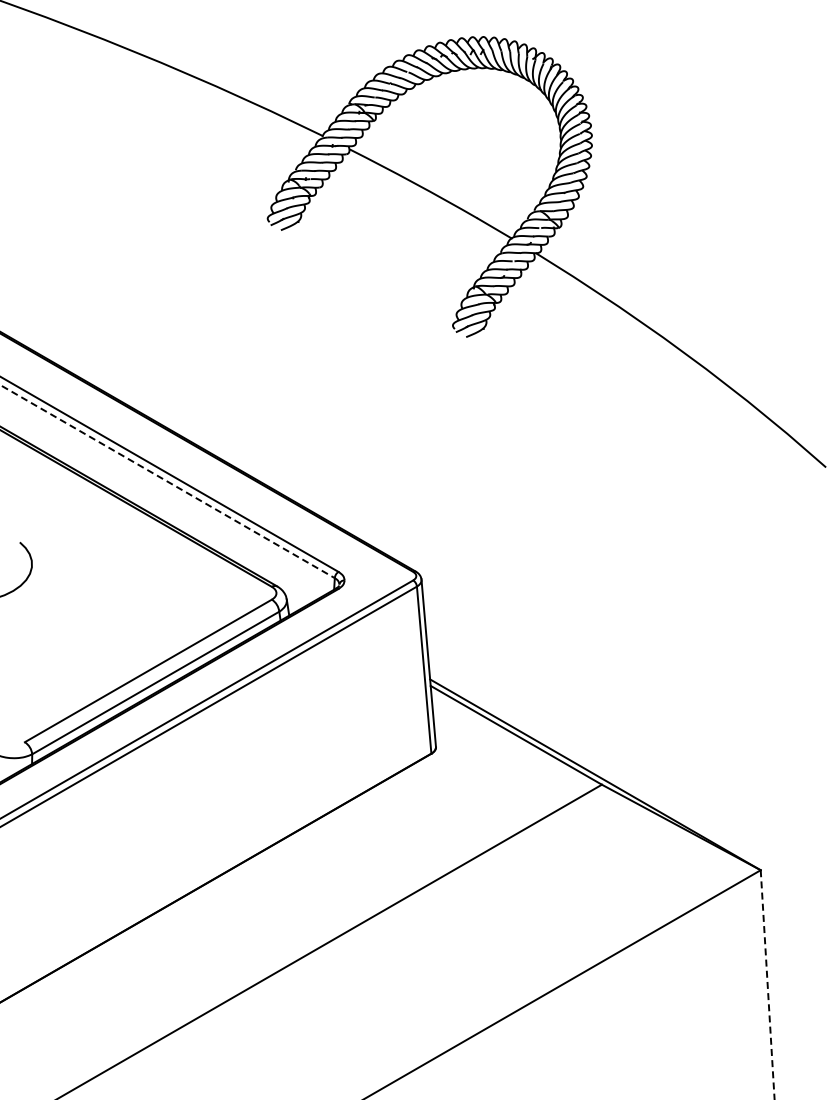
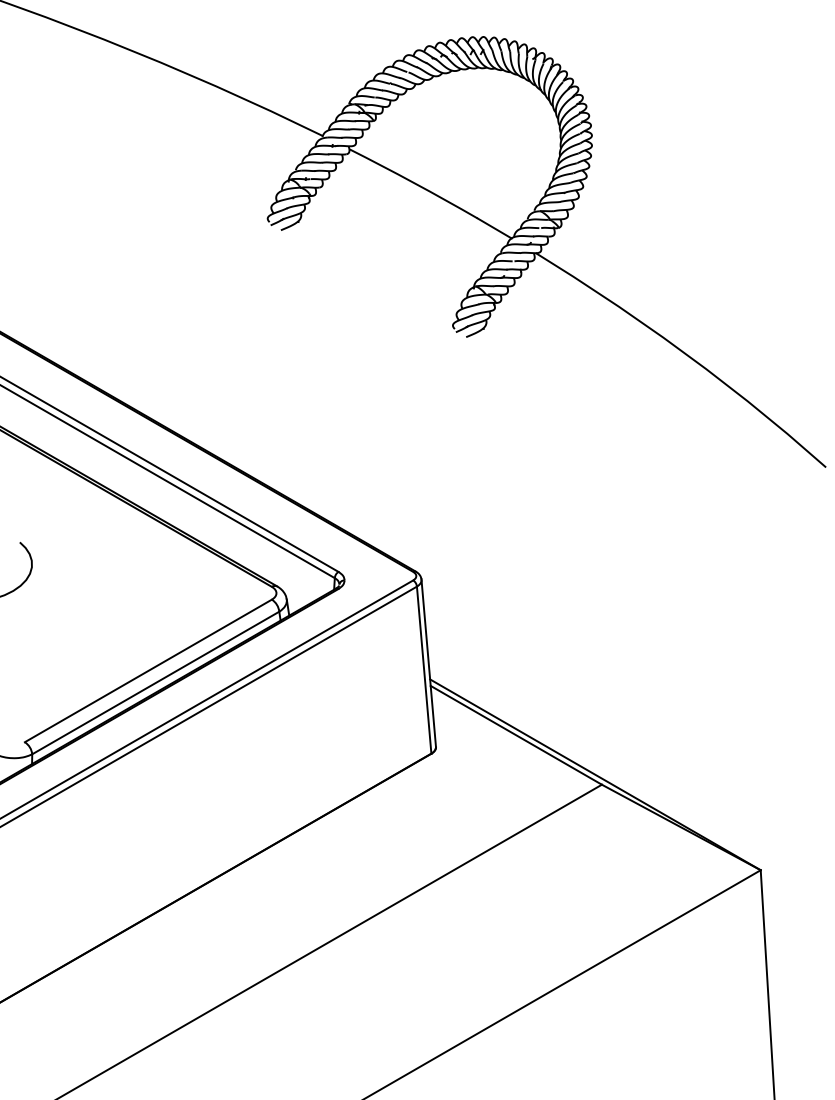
line: dashed -> solid (167, 481)
line: dashed -> solid (767, 984)
